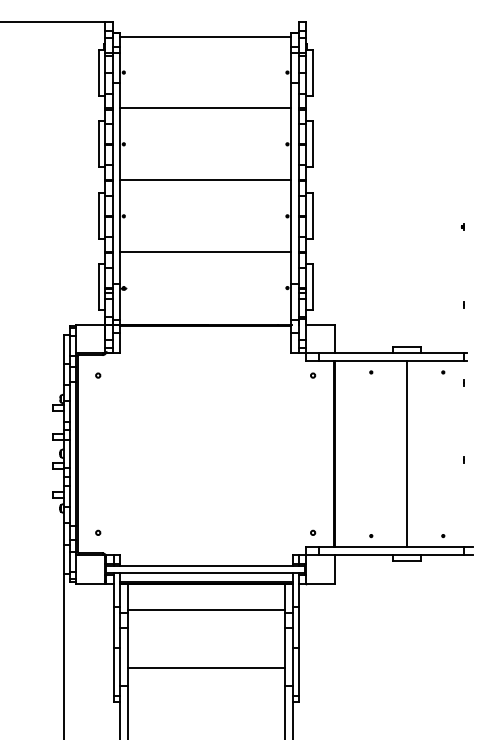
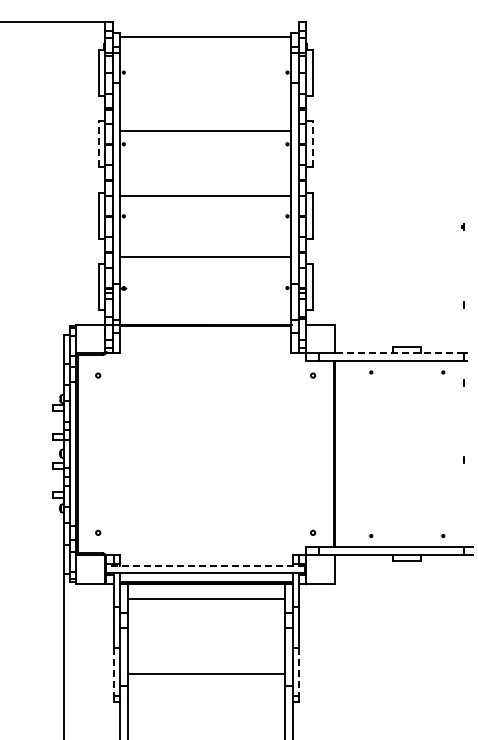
line position: (205, 108) -> (205, 131) (205, 131)
line: solid -> dashed (98, 143)
line: solid -> dashed (312, 143)
line position: (205, 180) -> (205, 196) (205, 196)
line position: (205, 252) -> (205, 257) (205, 257)
line: solid -> dashed (398, 353)
line: present -> none (407, 454)
line: solid -> dashed (205, 565)
line position: (205, 609) -> (205, 598) (205, 598)
line position: (205, 667) -> (205, 673) (205, 673)
line: solid -> dashed (113, 672)
line: solid -> dashed (298, 672)
